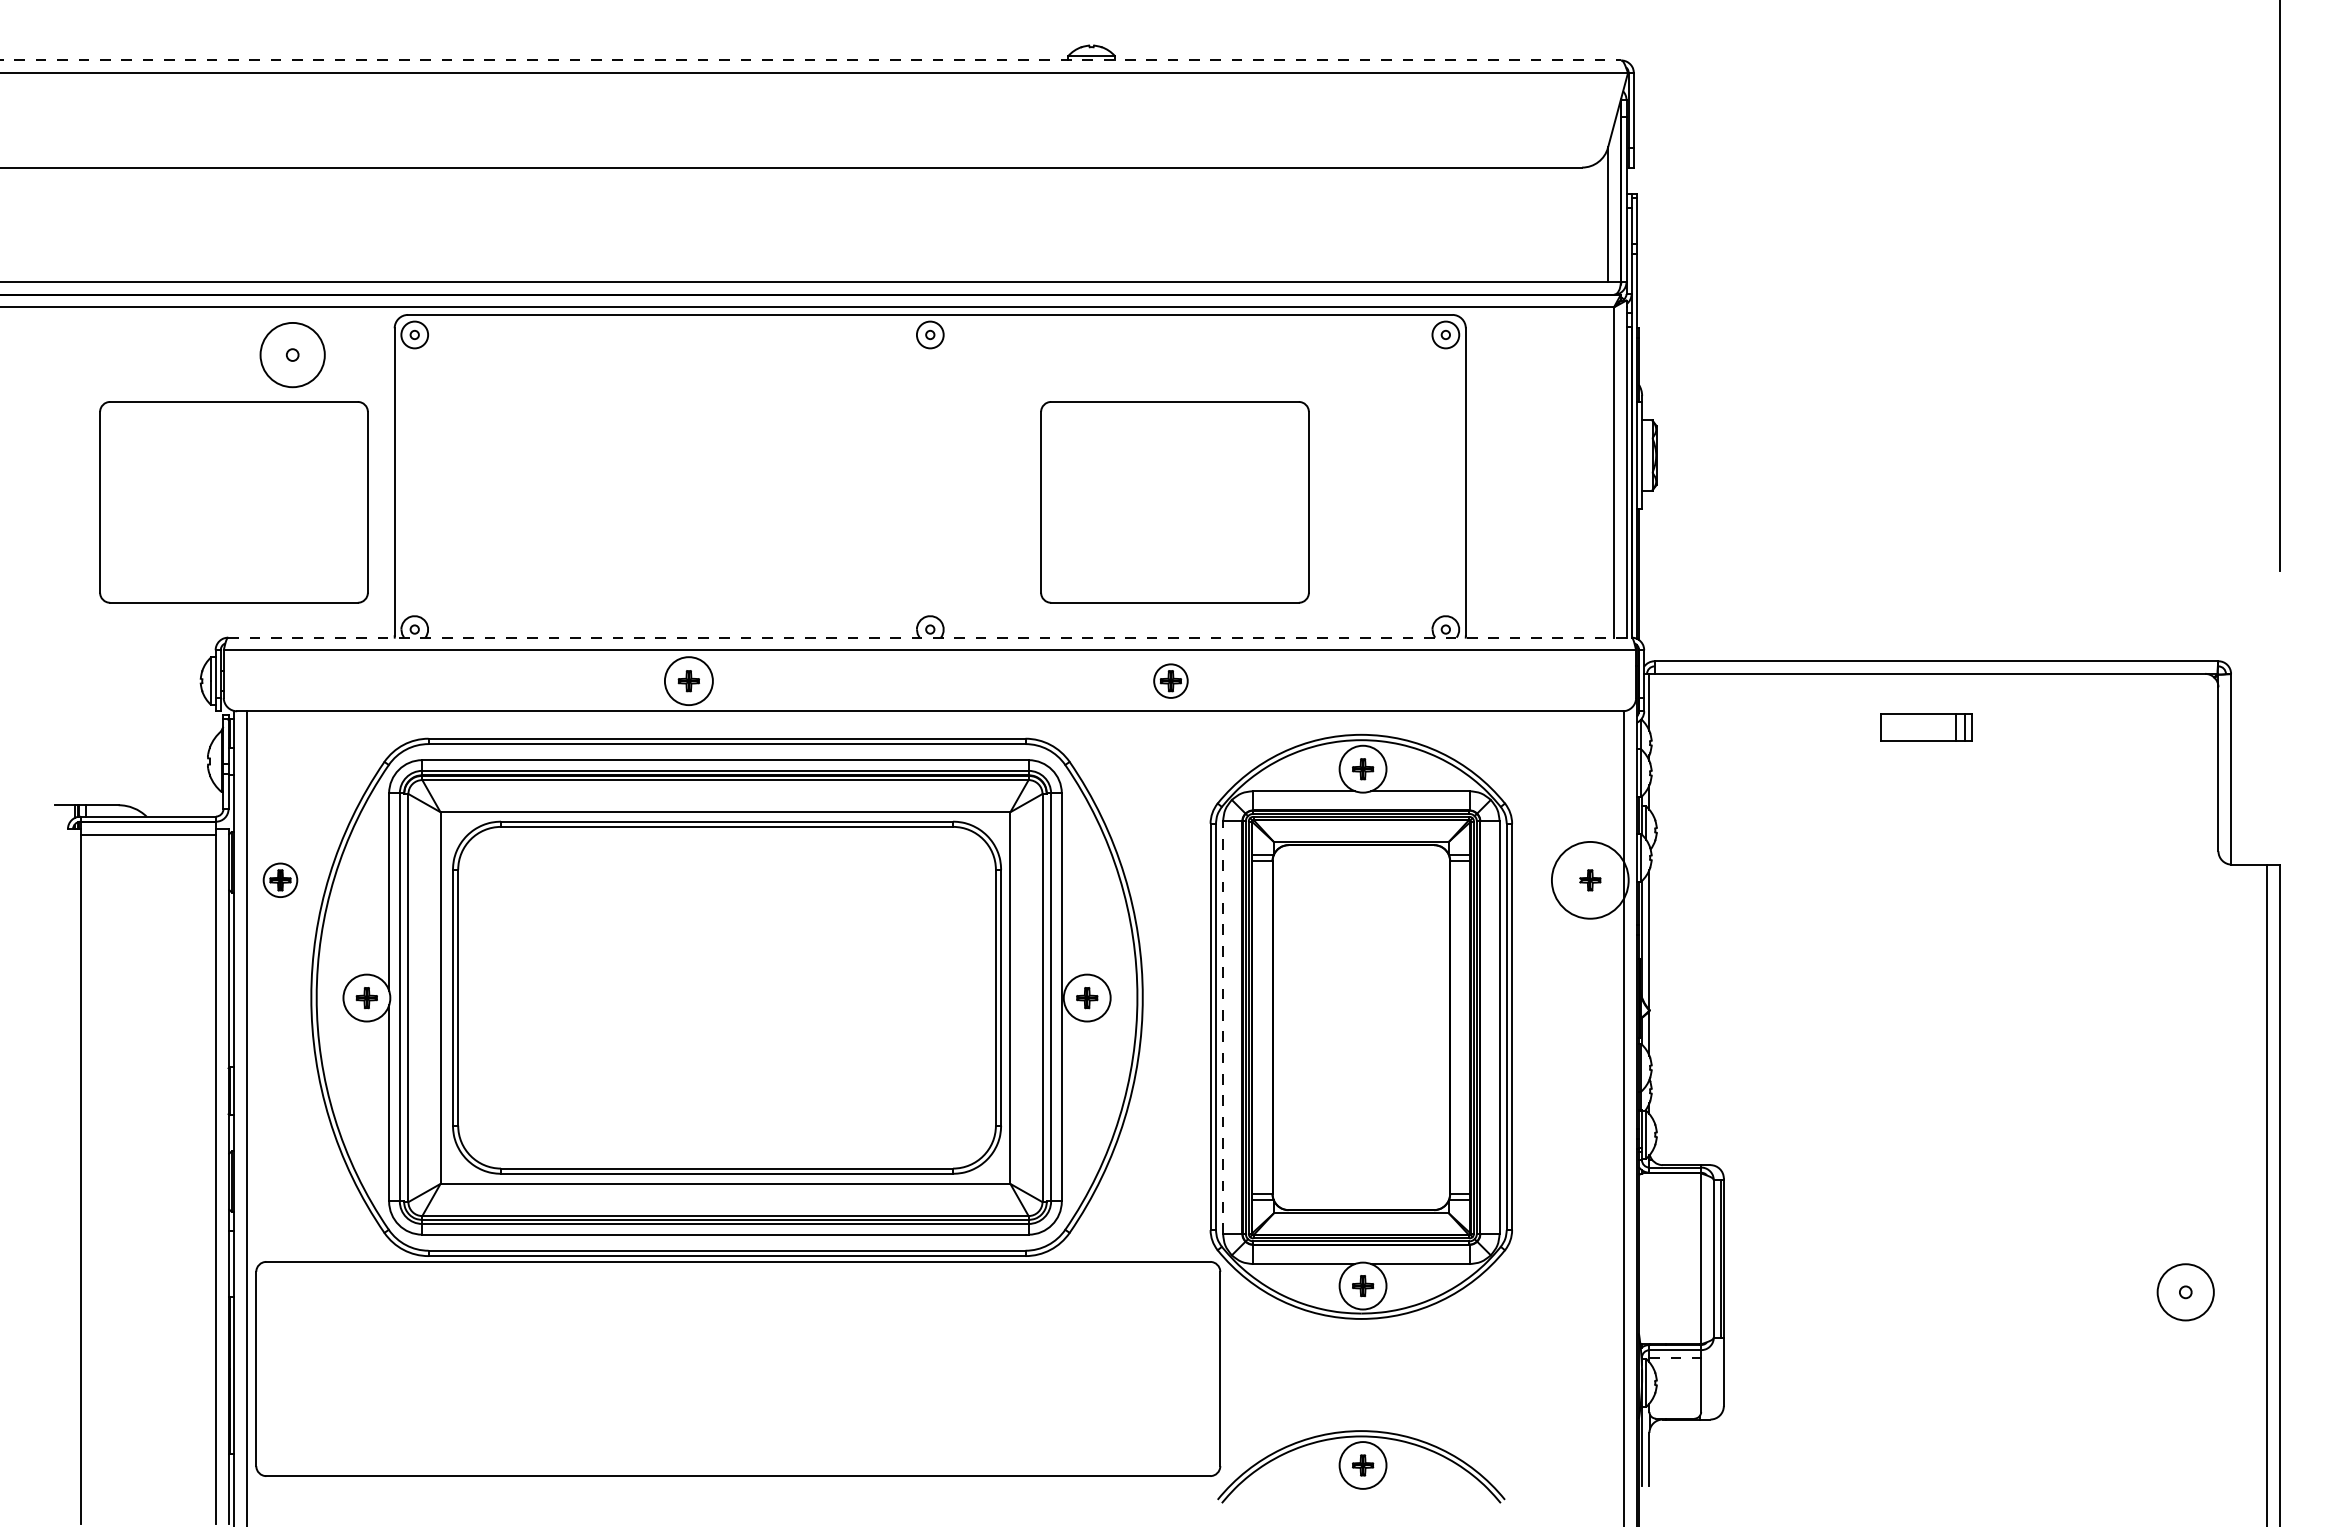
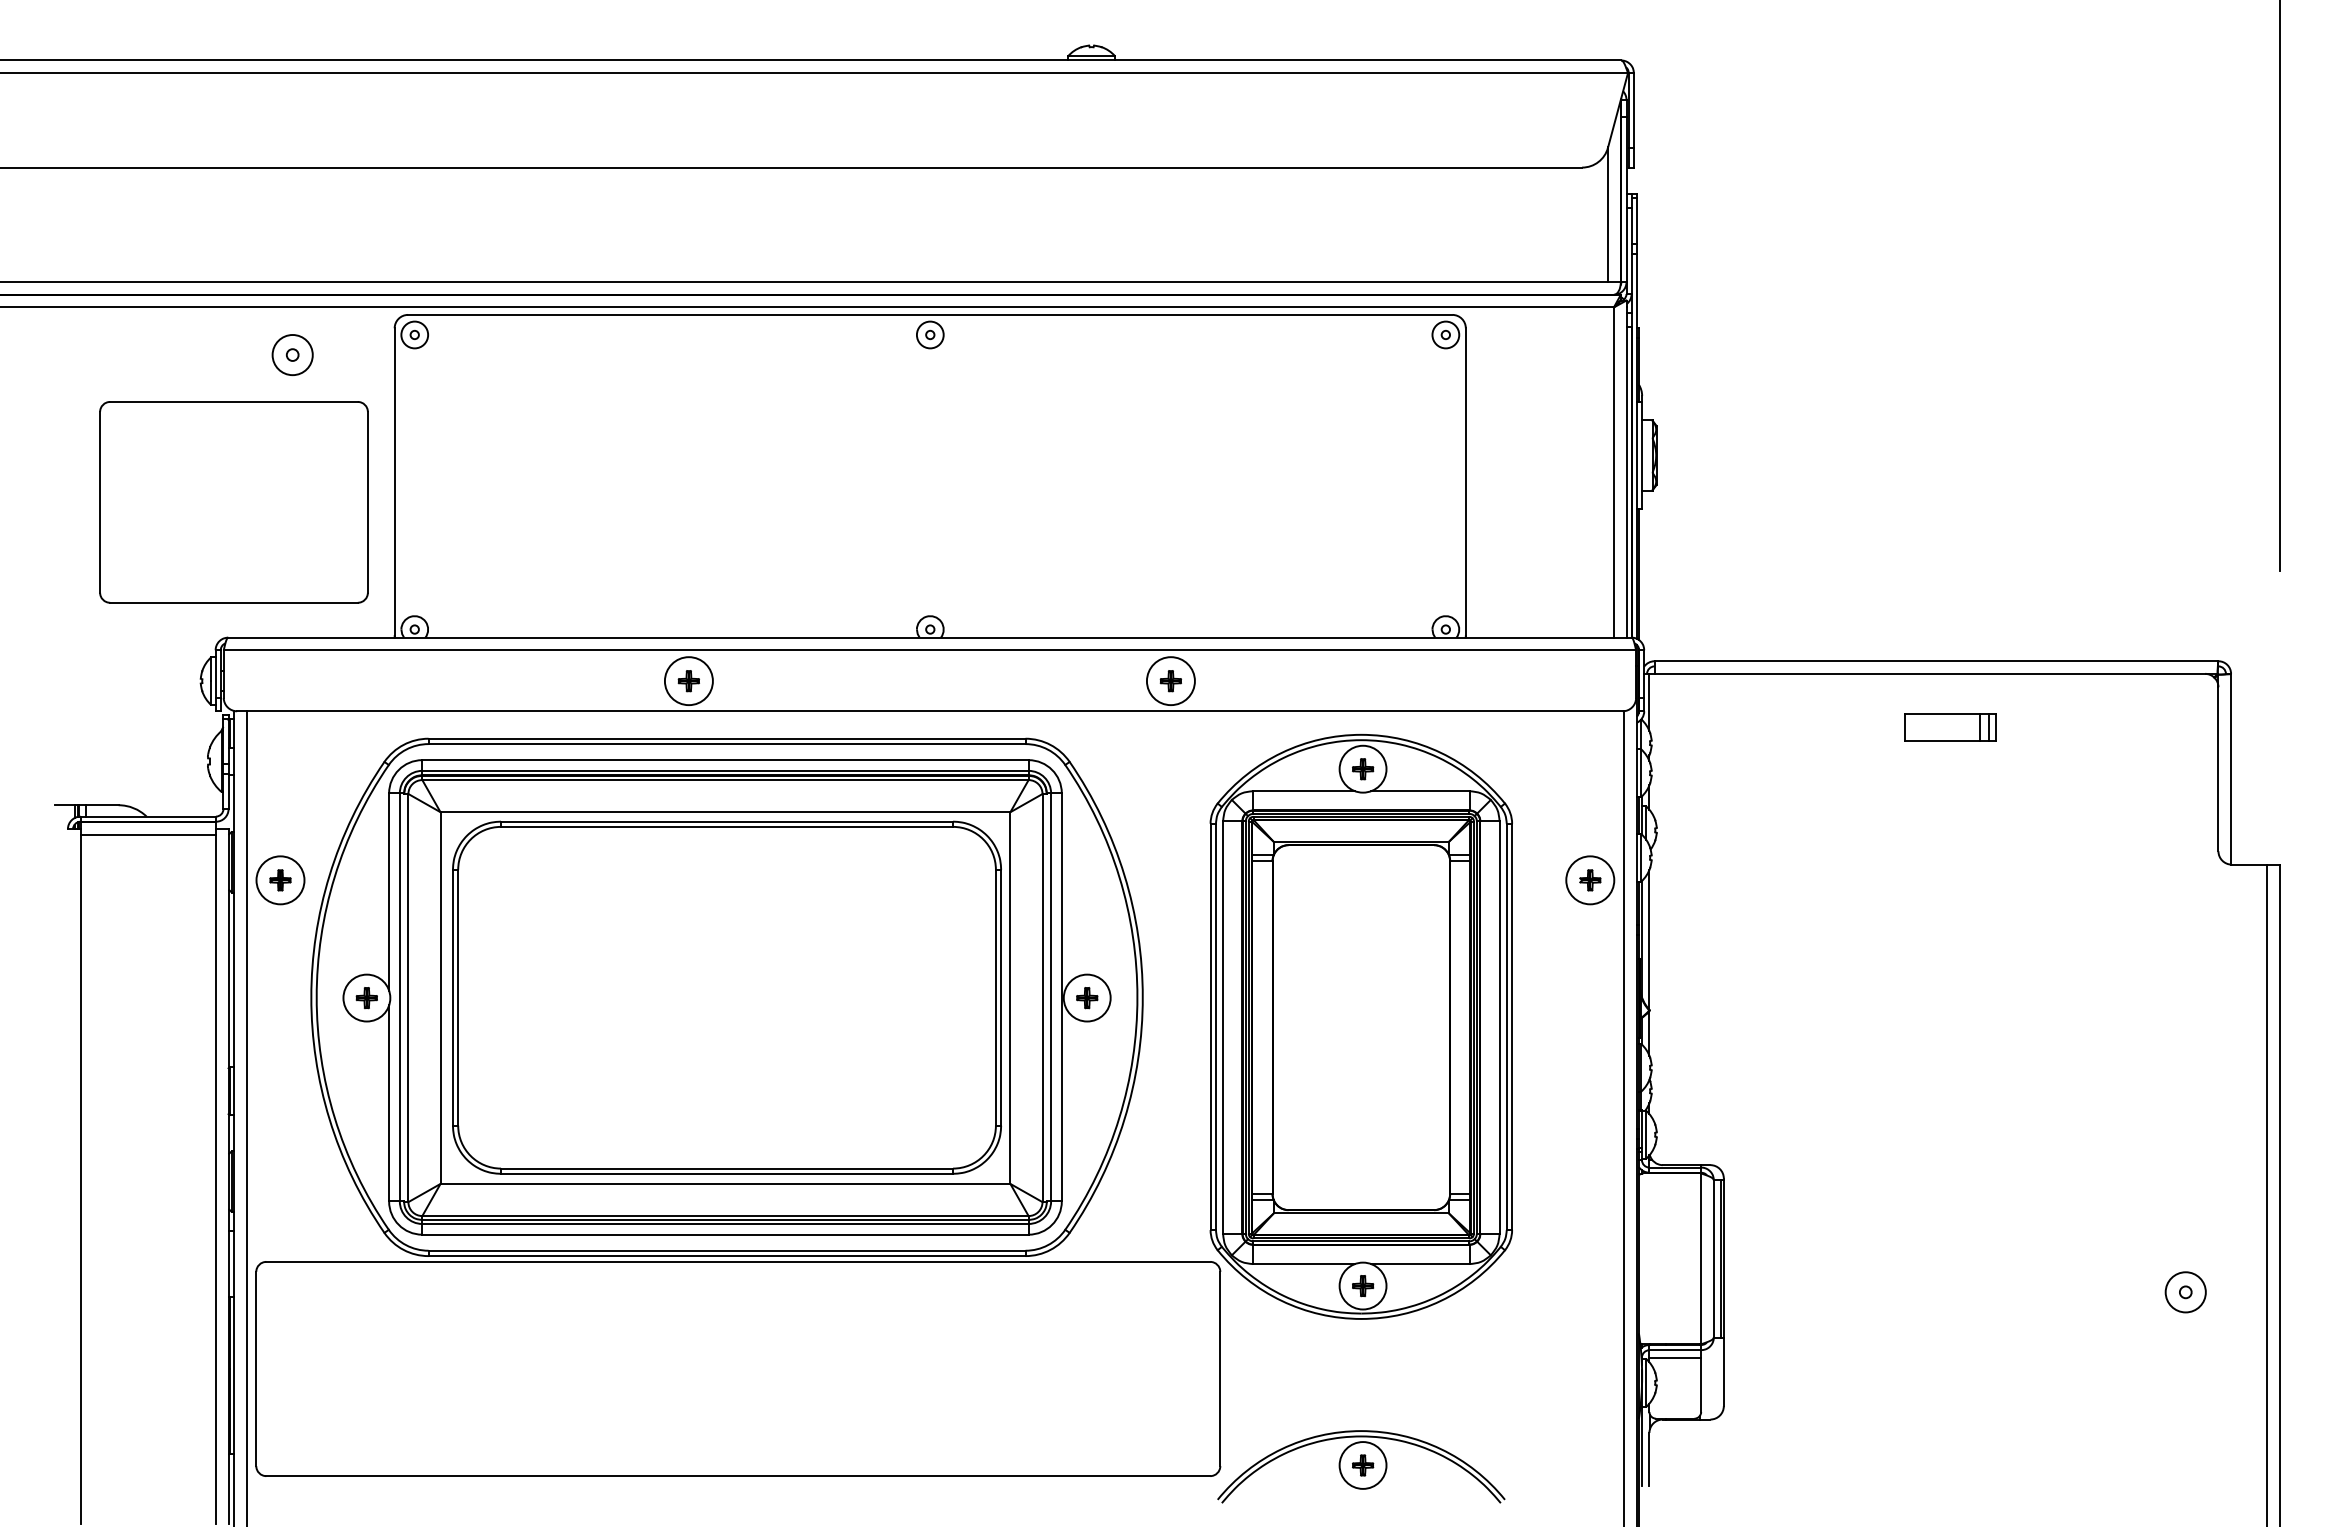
line: dashed -> solid (811, 60)
circle diameter: 64 px -> 40 px (292, 355)
part: present -> none (1174, 502)
line: dashed -> solid (929, 637)
circle diameter: 34 px -> 48 px (1170, 681)
part position: (1926, 727) -> (1950, 727) (1950, 727)
circle diameter: 77 px -> 48 px (1590, 880)
circle diameter: 34 px -> 48 px (280, 880)
line: dashed -> solid (1223, 1027)
circle diameter: 56 px -> 40 px (2185, 1292)
line: dashed -> solid (1675, 1357)
